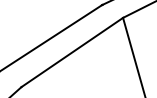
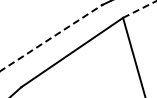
line: solid -> dashed (140, 9)
line: solid -> dashed (51, 38)
